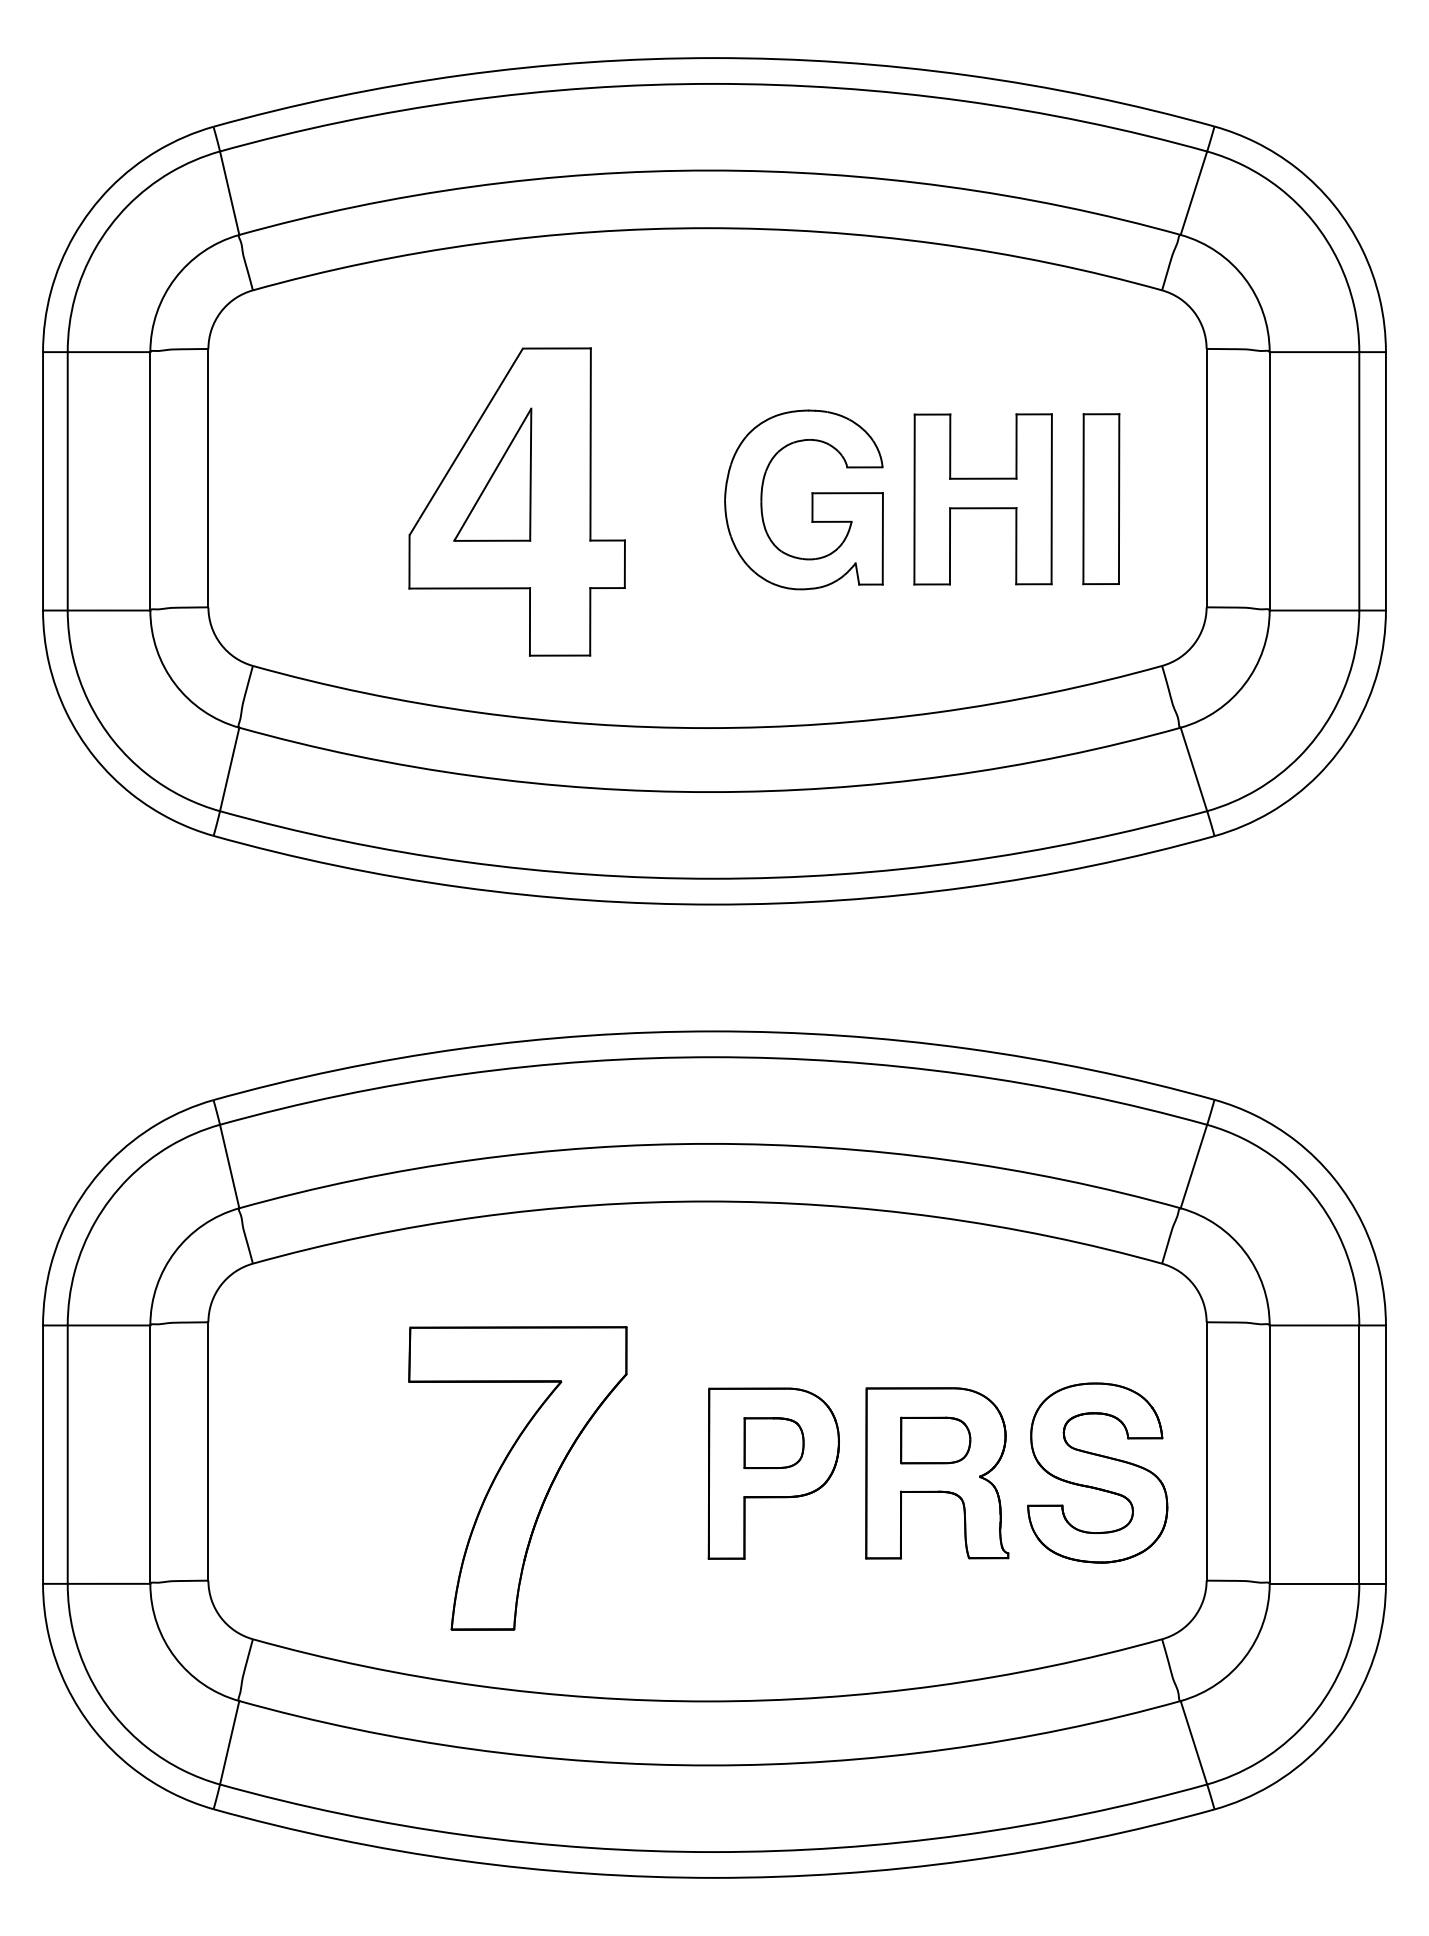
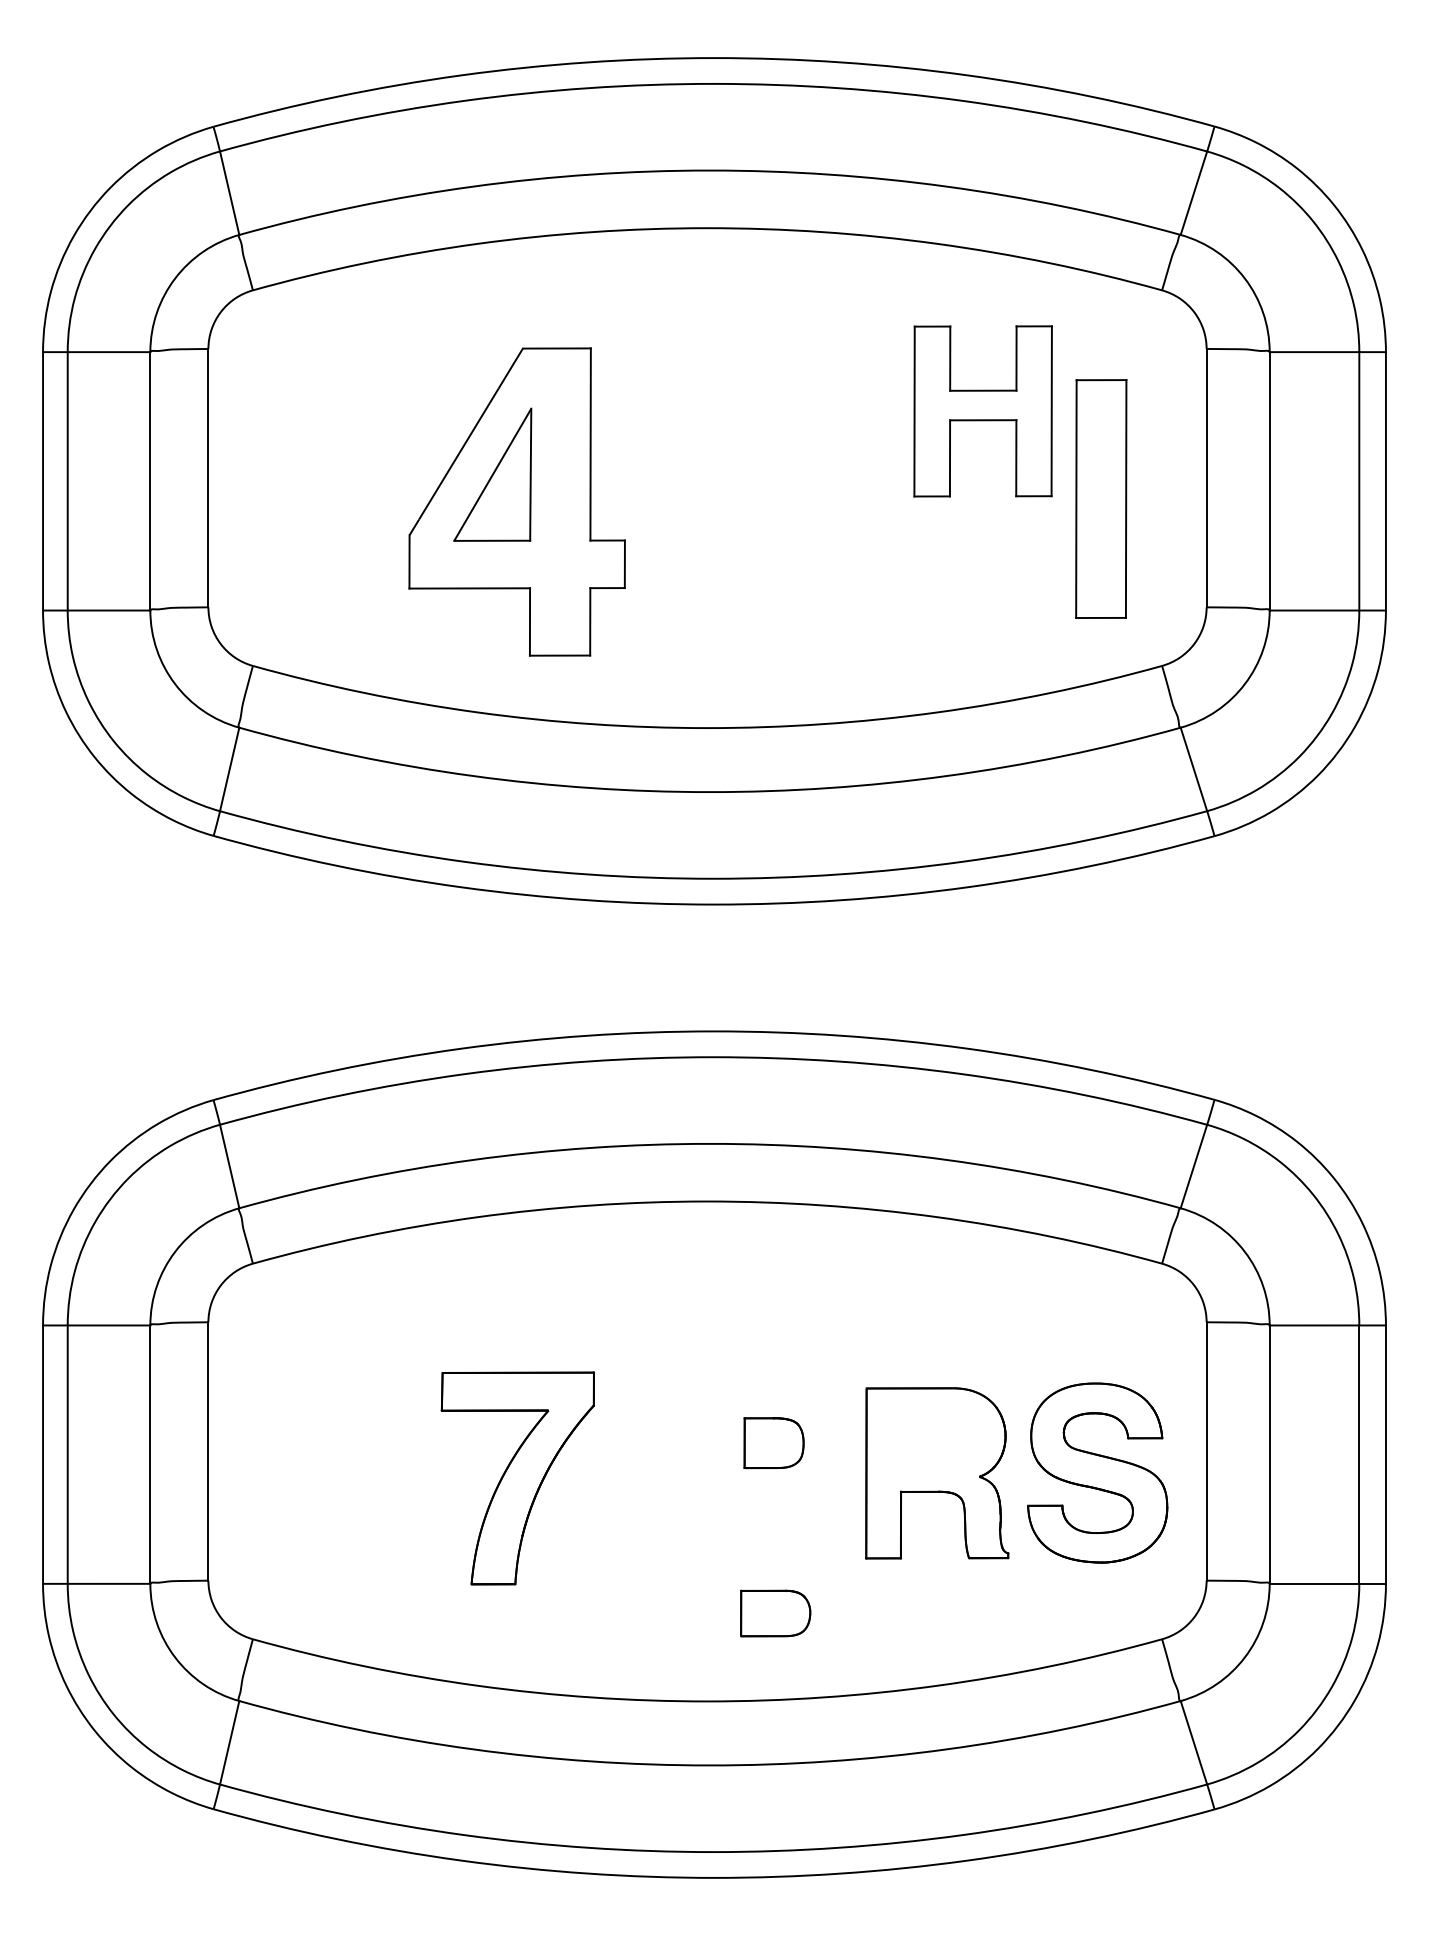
part: present -> none (811, 499)
part position: (982, 499) -> (982, 411) (982, 411)
part size: 39x173 px -> 53x240 px (1101, 498)
part position: (935, 1440) -> (775, 1613) (775, 1613)
part: present -> none (773, 1473)
part size: 220x305 px -> 155x215 px (517, 1478)
